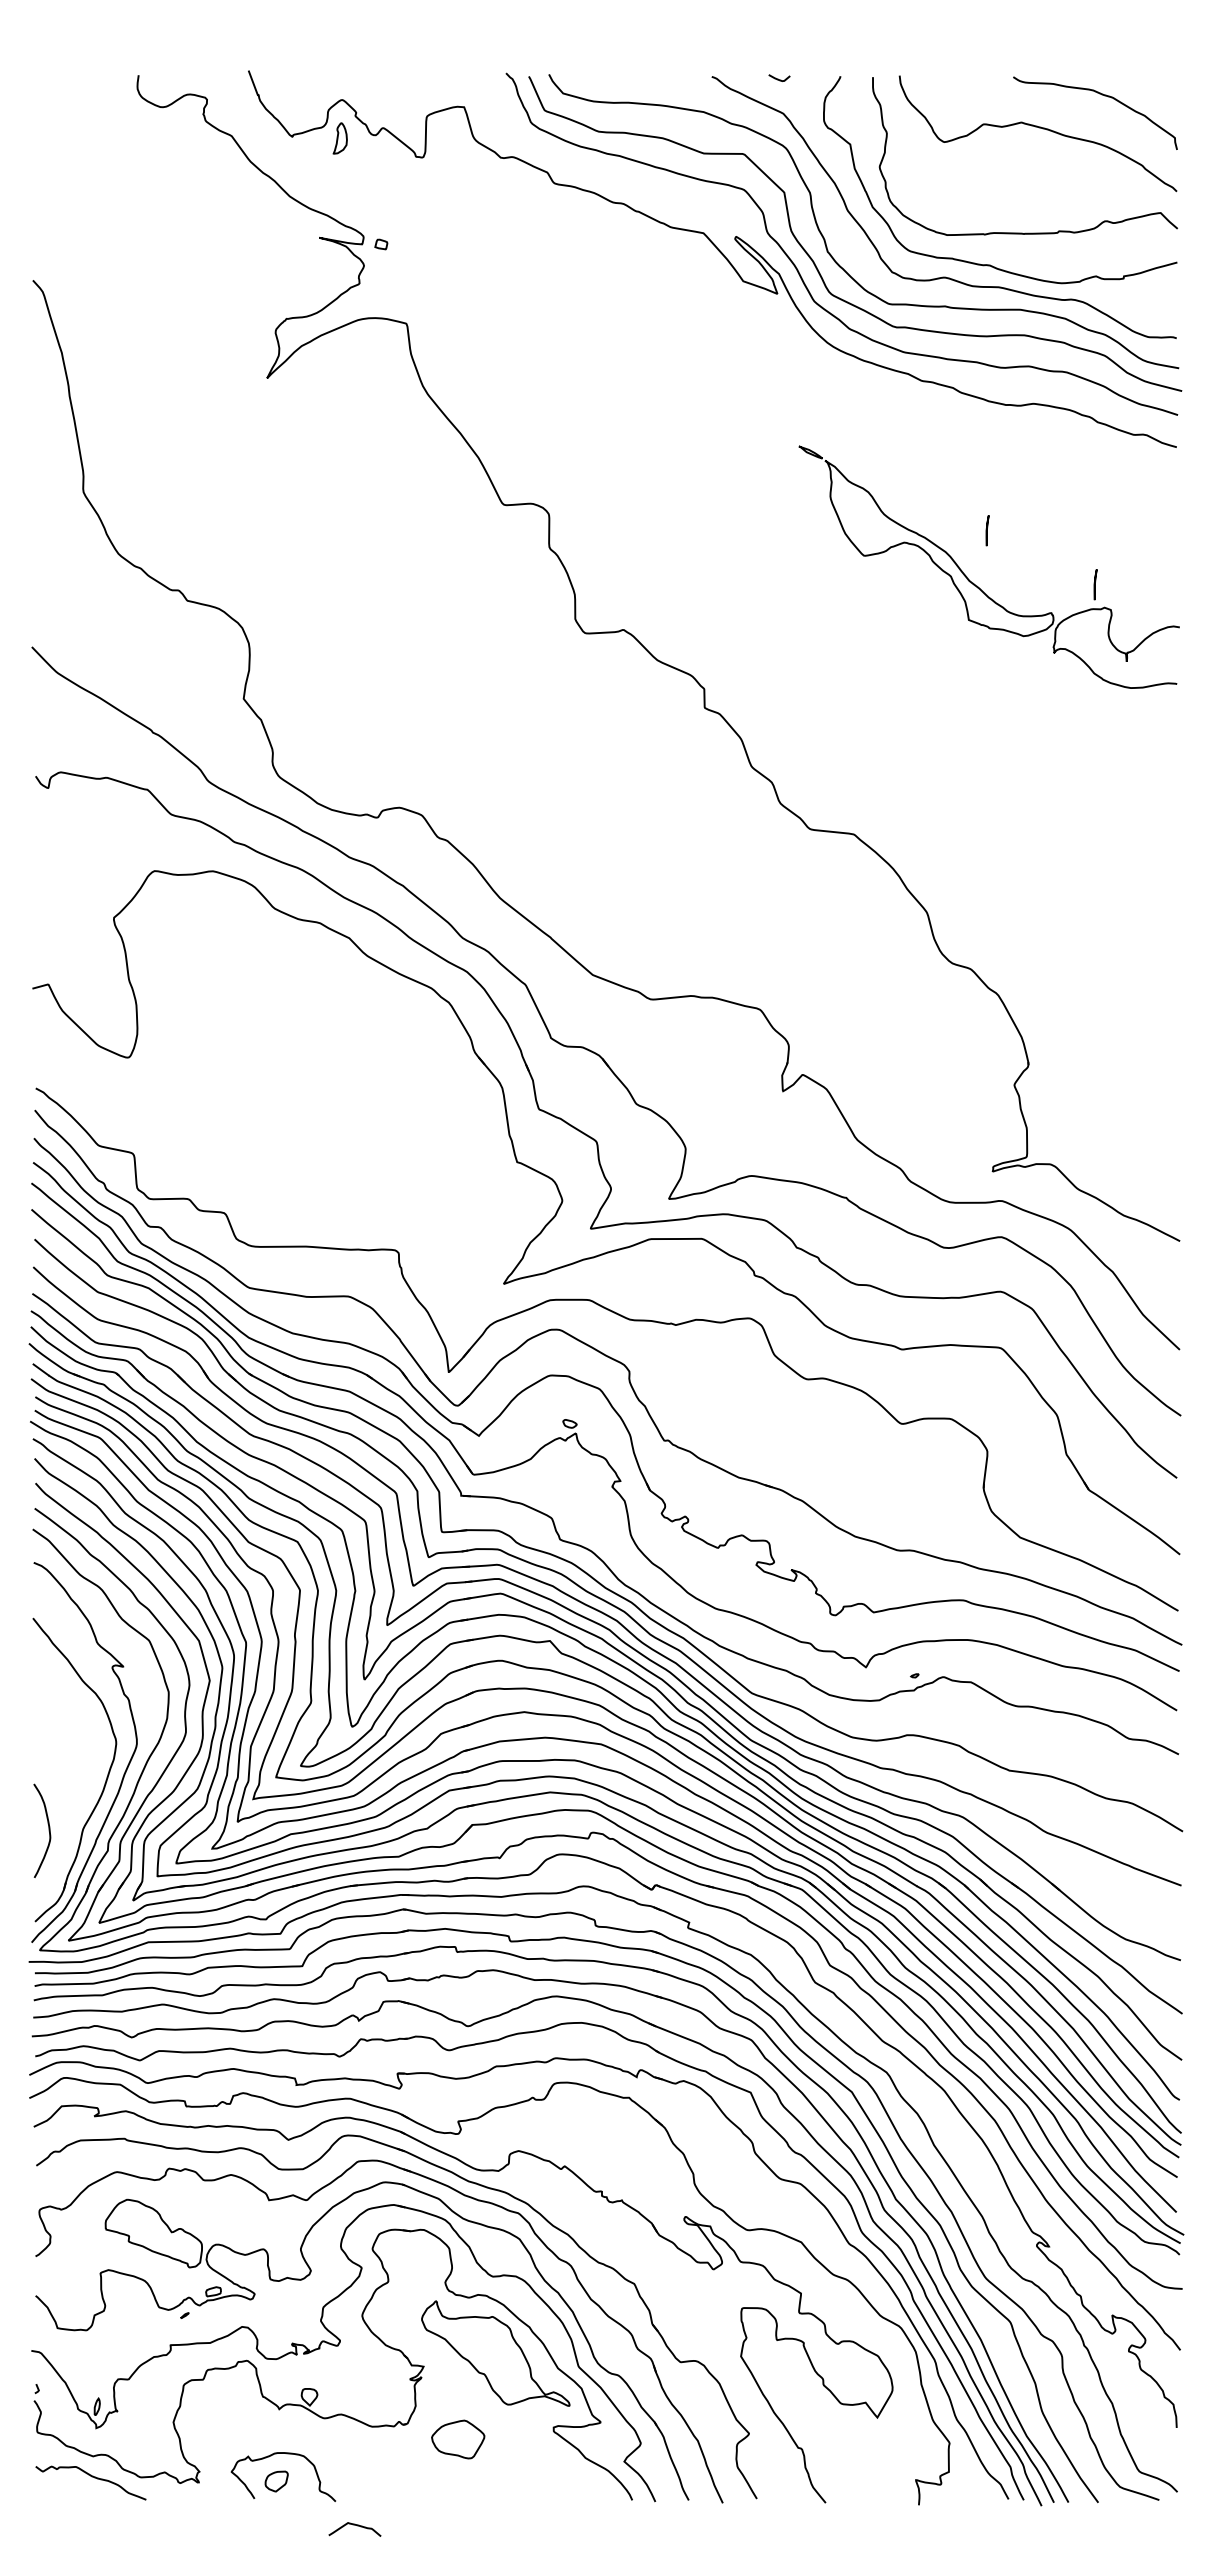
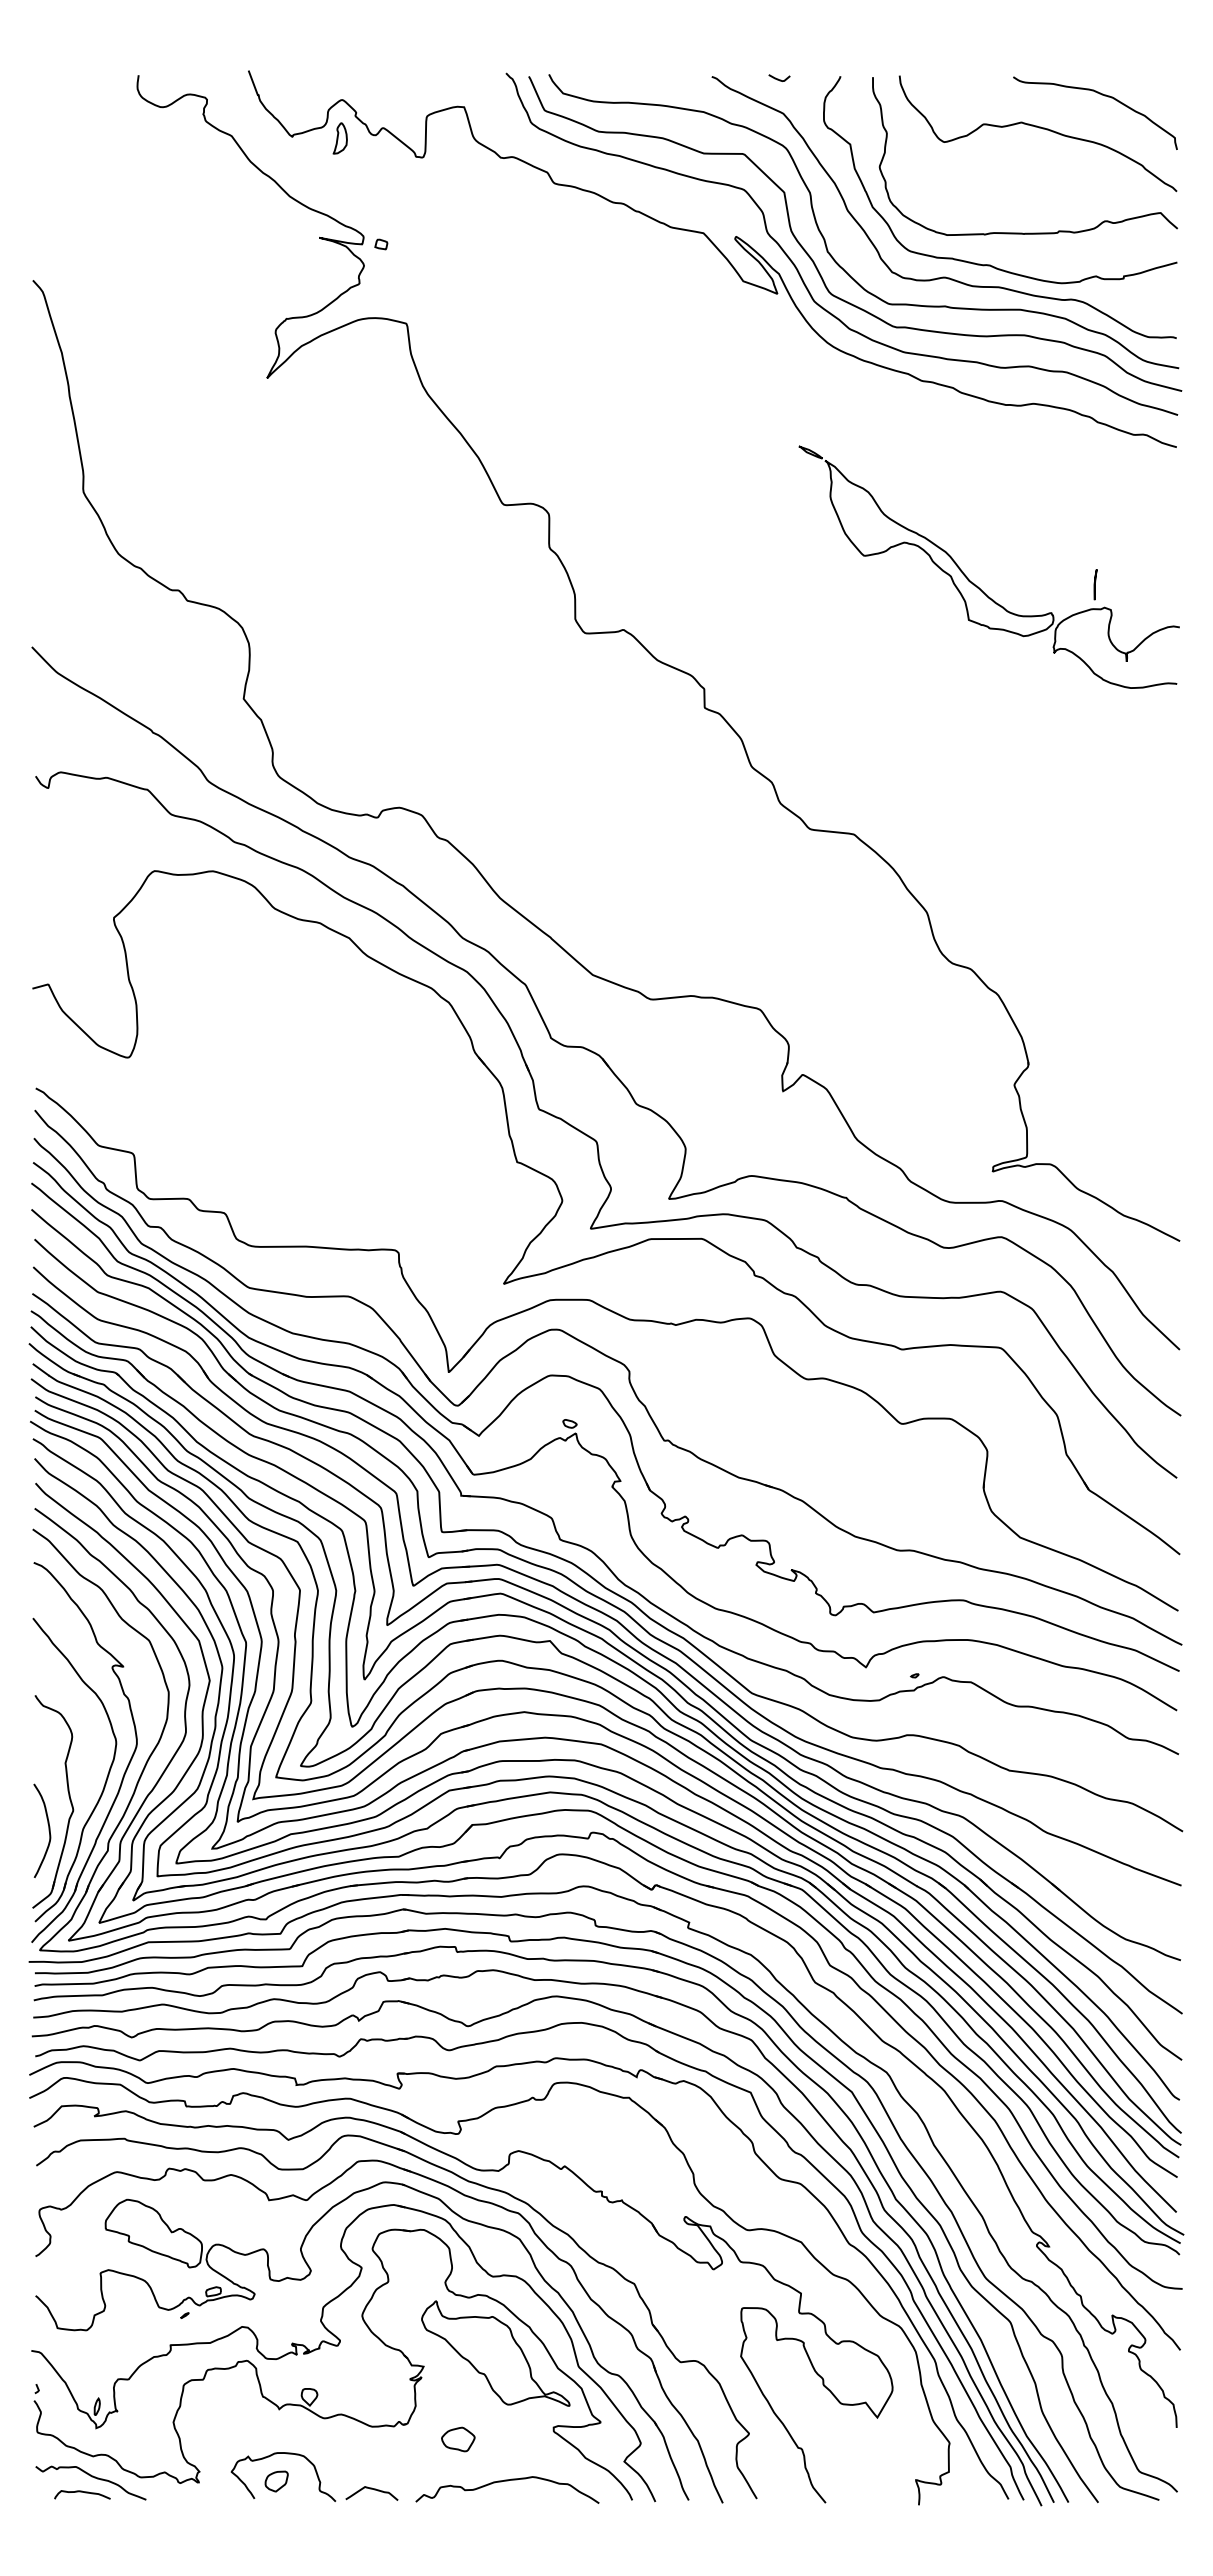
line: present -> none (987, 530)
part: none -> present (68, 1796)
part size: 55x41 px -> 35x27 px (458, 2439)
curve: none -> present (507, 2481)
curve: none -> present (82, 2492)
curve position: (354, 2525) -> (371, 2489) (371, 2489)
